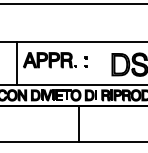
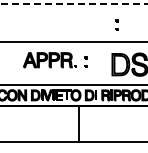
line: solid -> dashed (74, 3)
part: none -> present (116, 24)
line: present -> none (16, 62)
